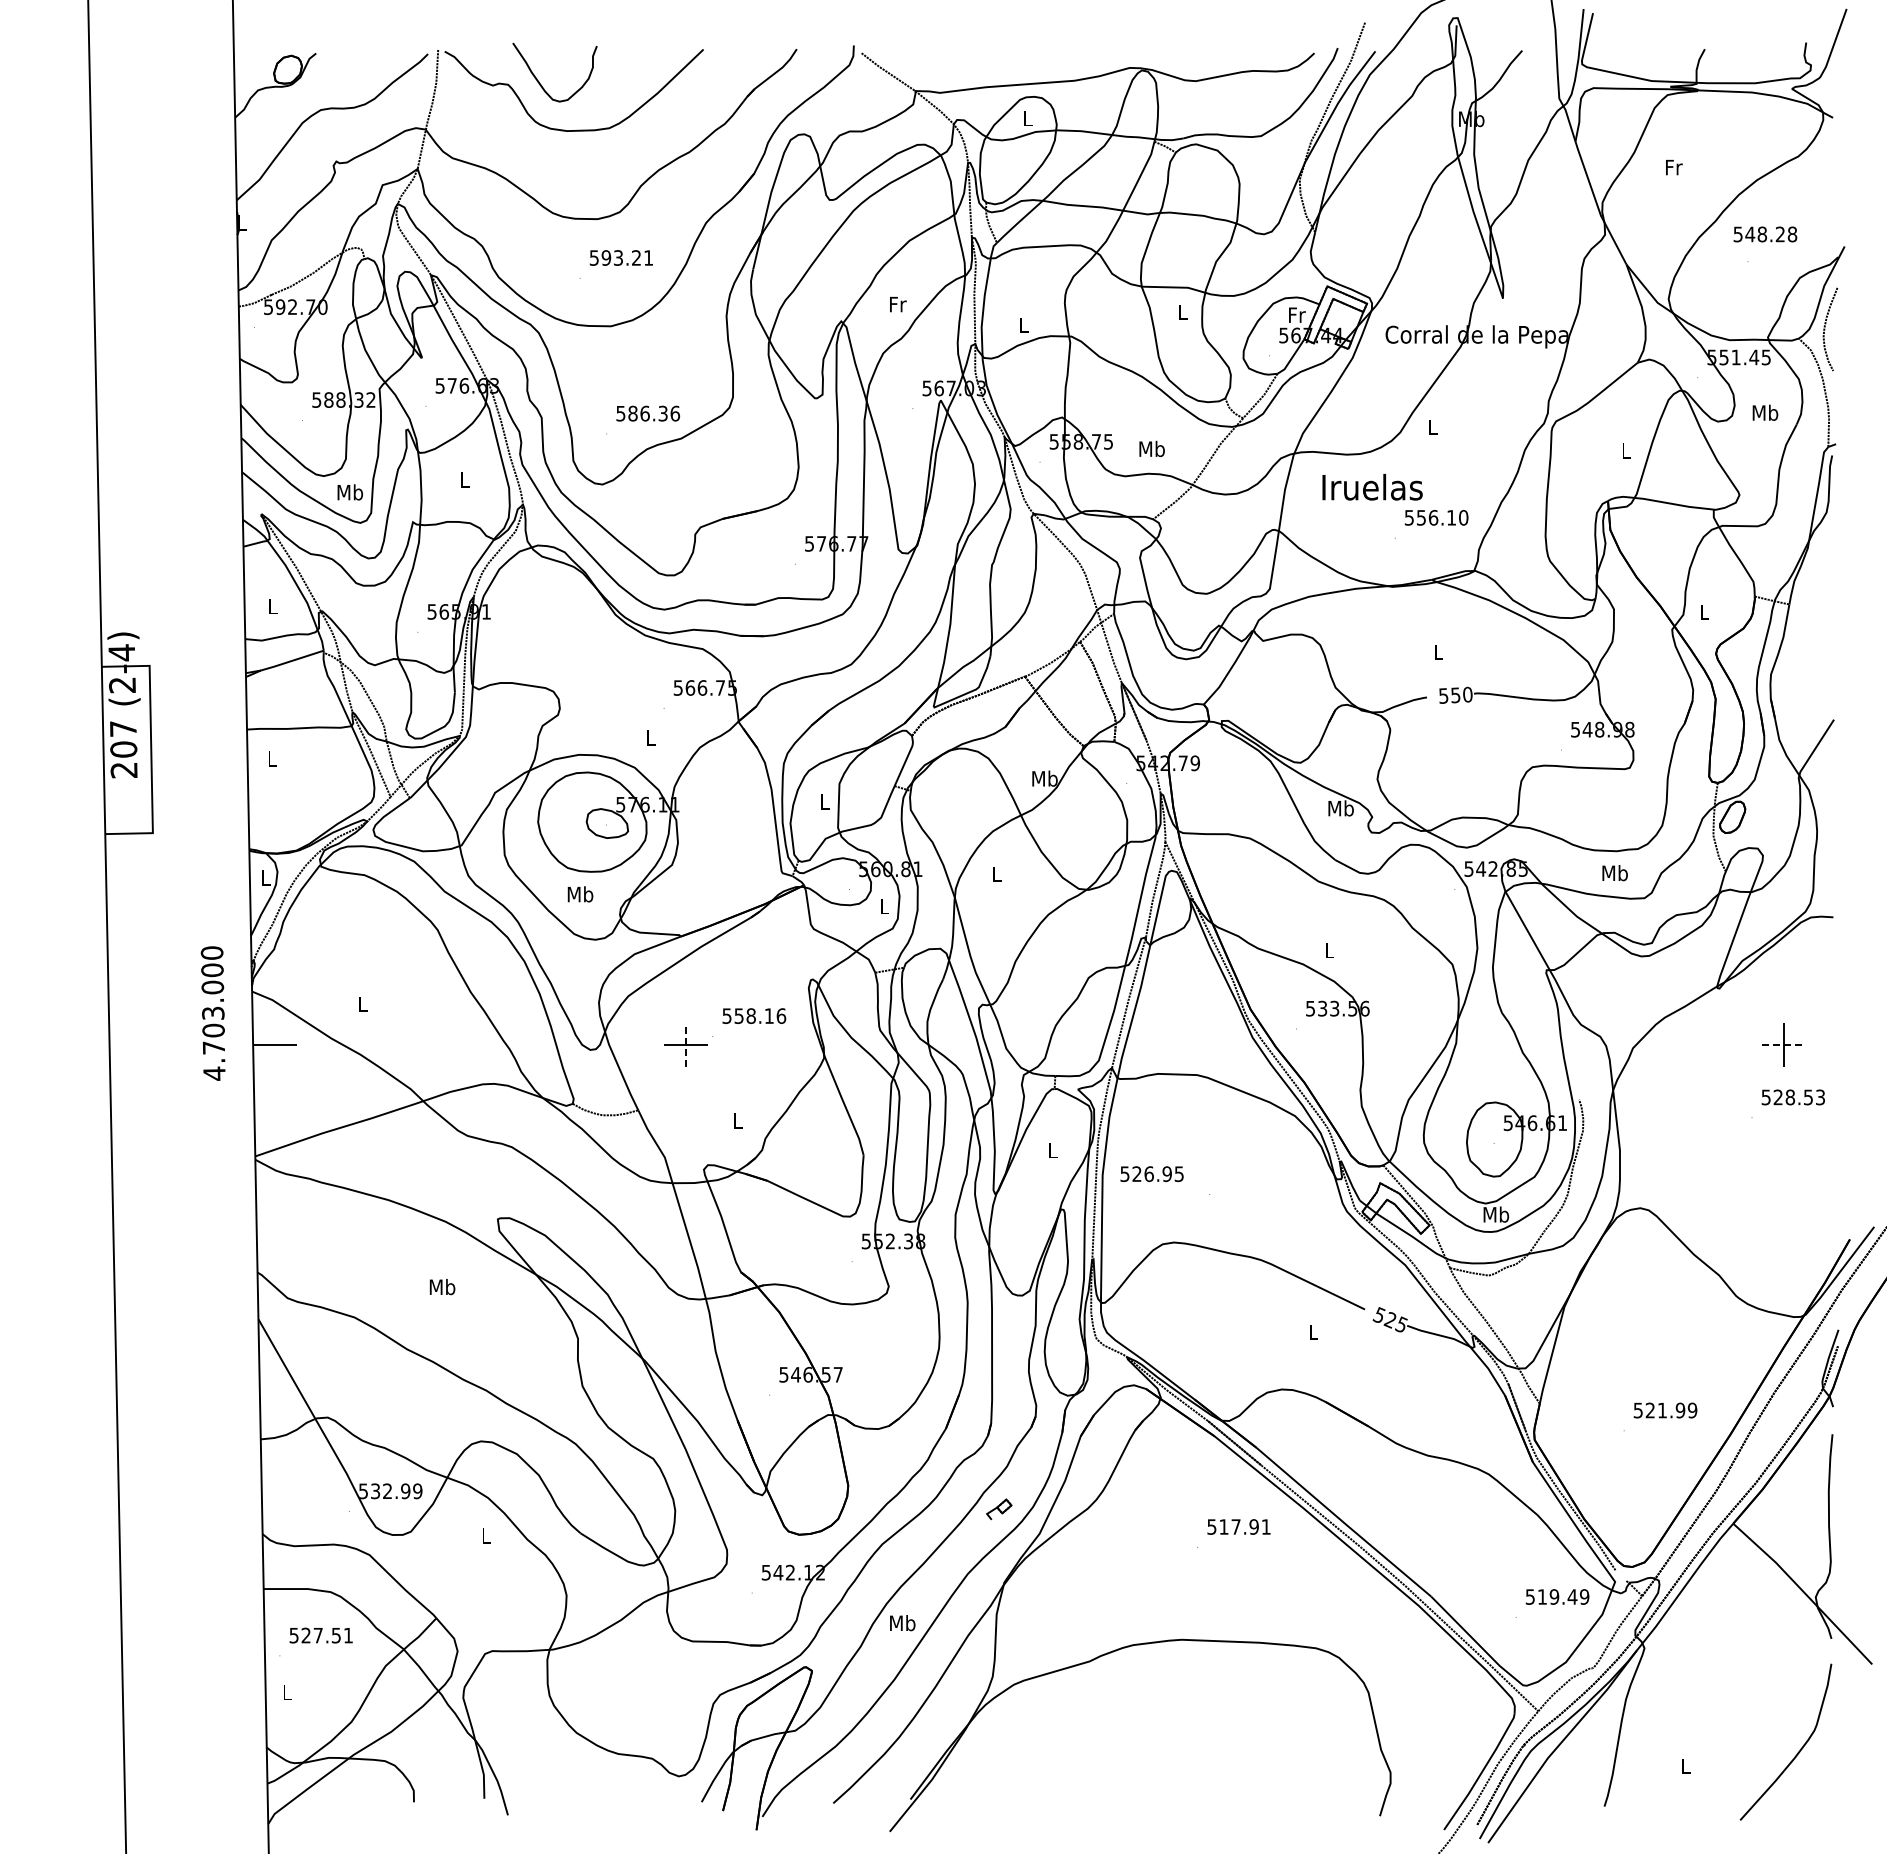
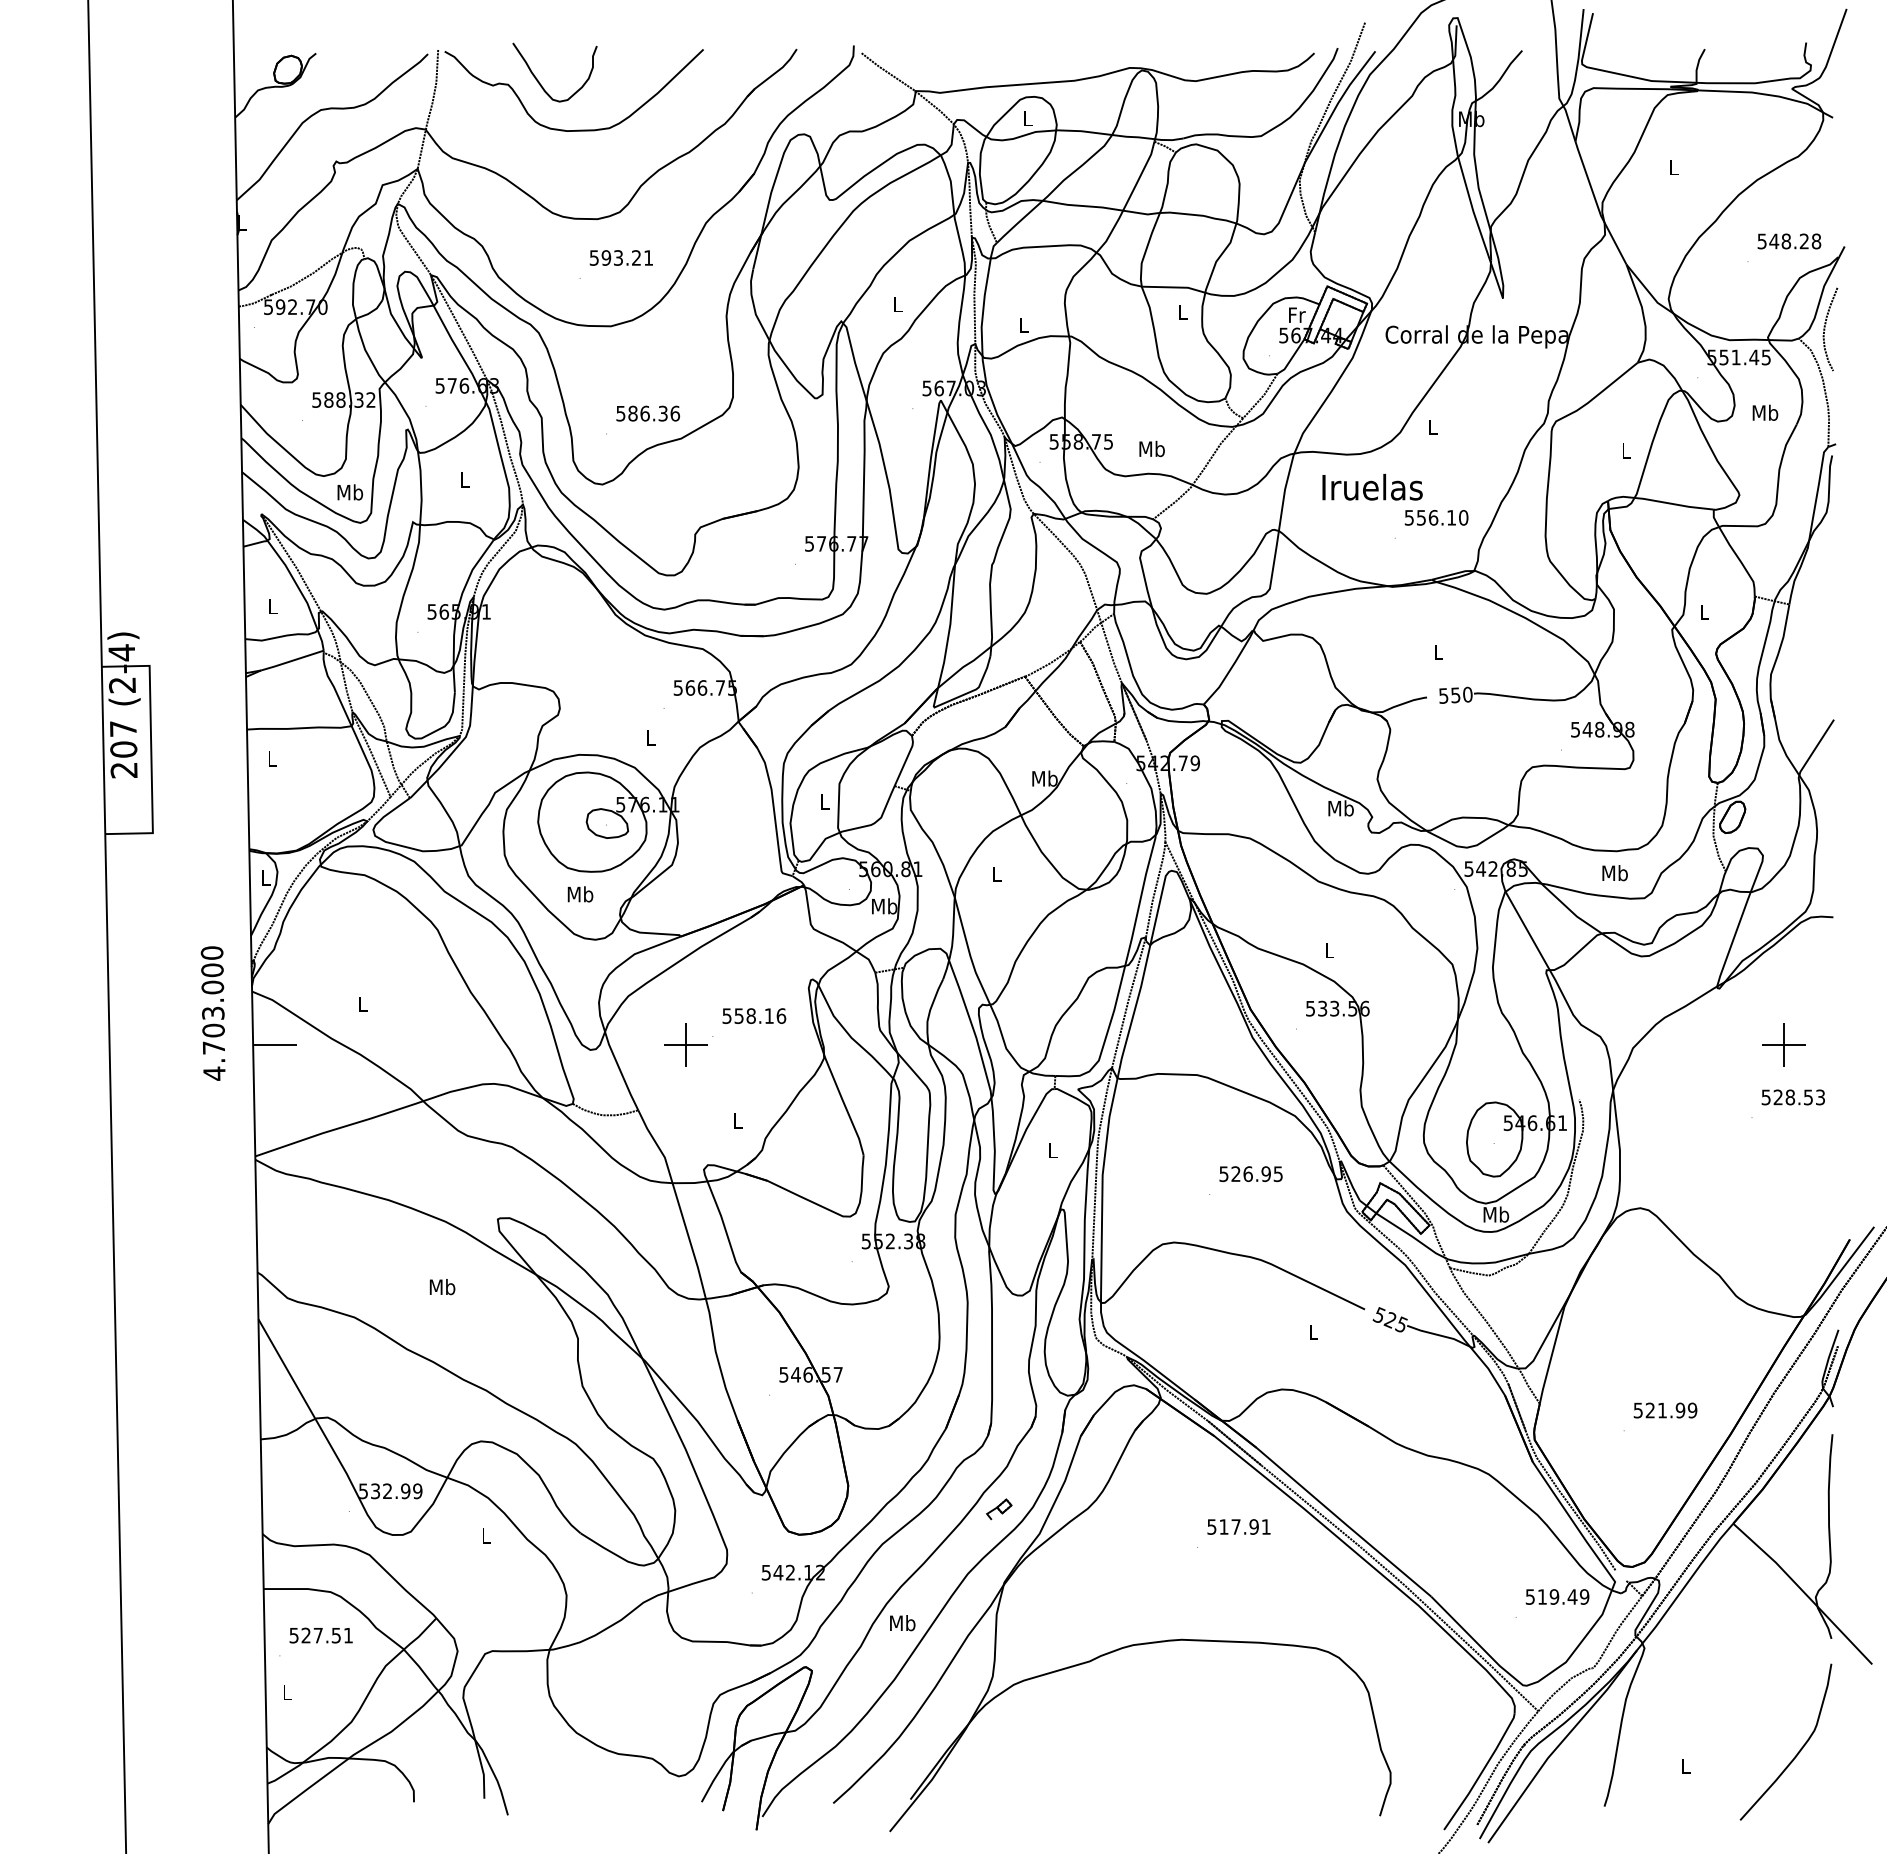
text: Fr -> L (1674, 167)
text position: (1765, 234) -> (1789, 241) (1789, 241)
text: Fr -> L (898, 304)
text: L -> Mb (884, 906)
line: dashed -> solid (686, 1045)
line: dashed -> solid (1784, 1045)
text position: (1151, 1174) -> (1250, 1174) (1250, 1174)
